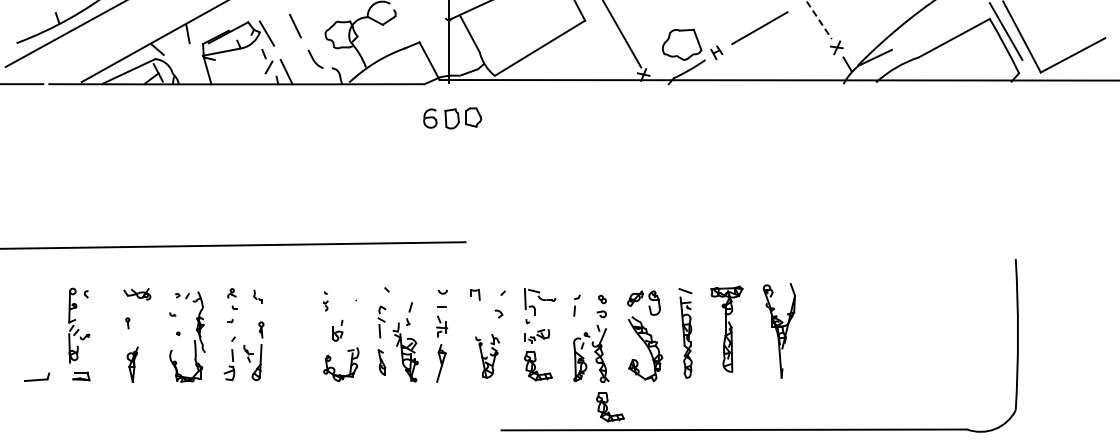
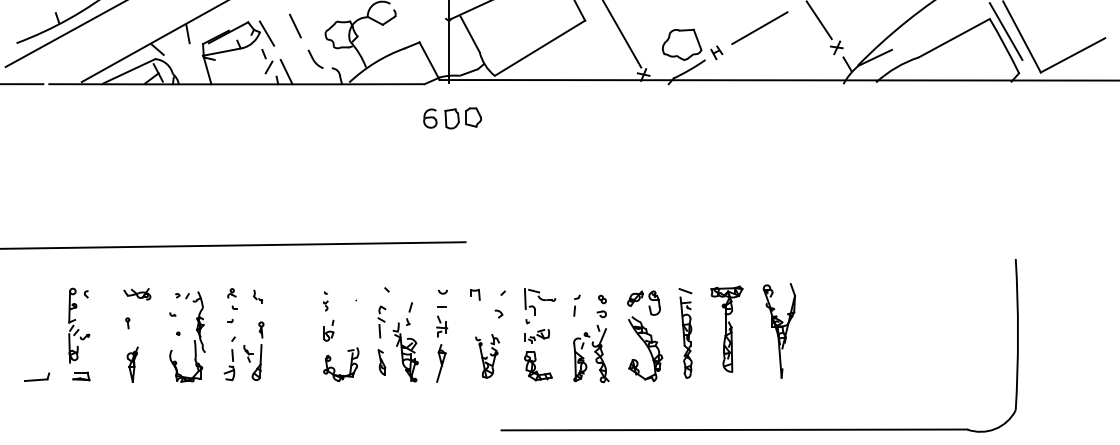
line: dashed -> solid (819, 20)
part position: (337, 330) -> (328, 330) (328, 330)
part: present -> none (610, 407)
